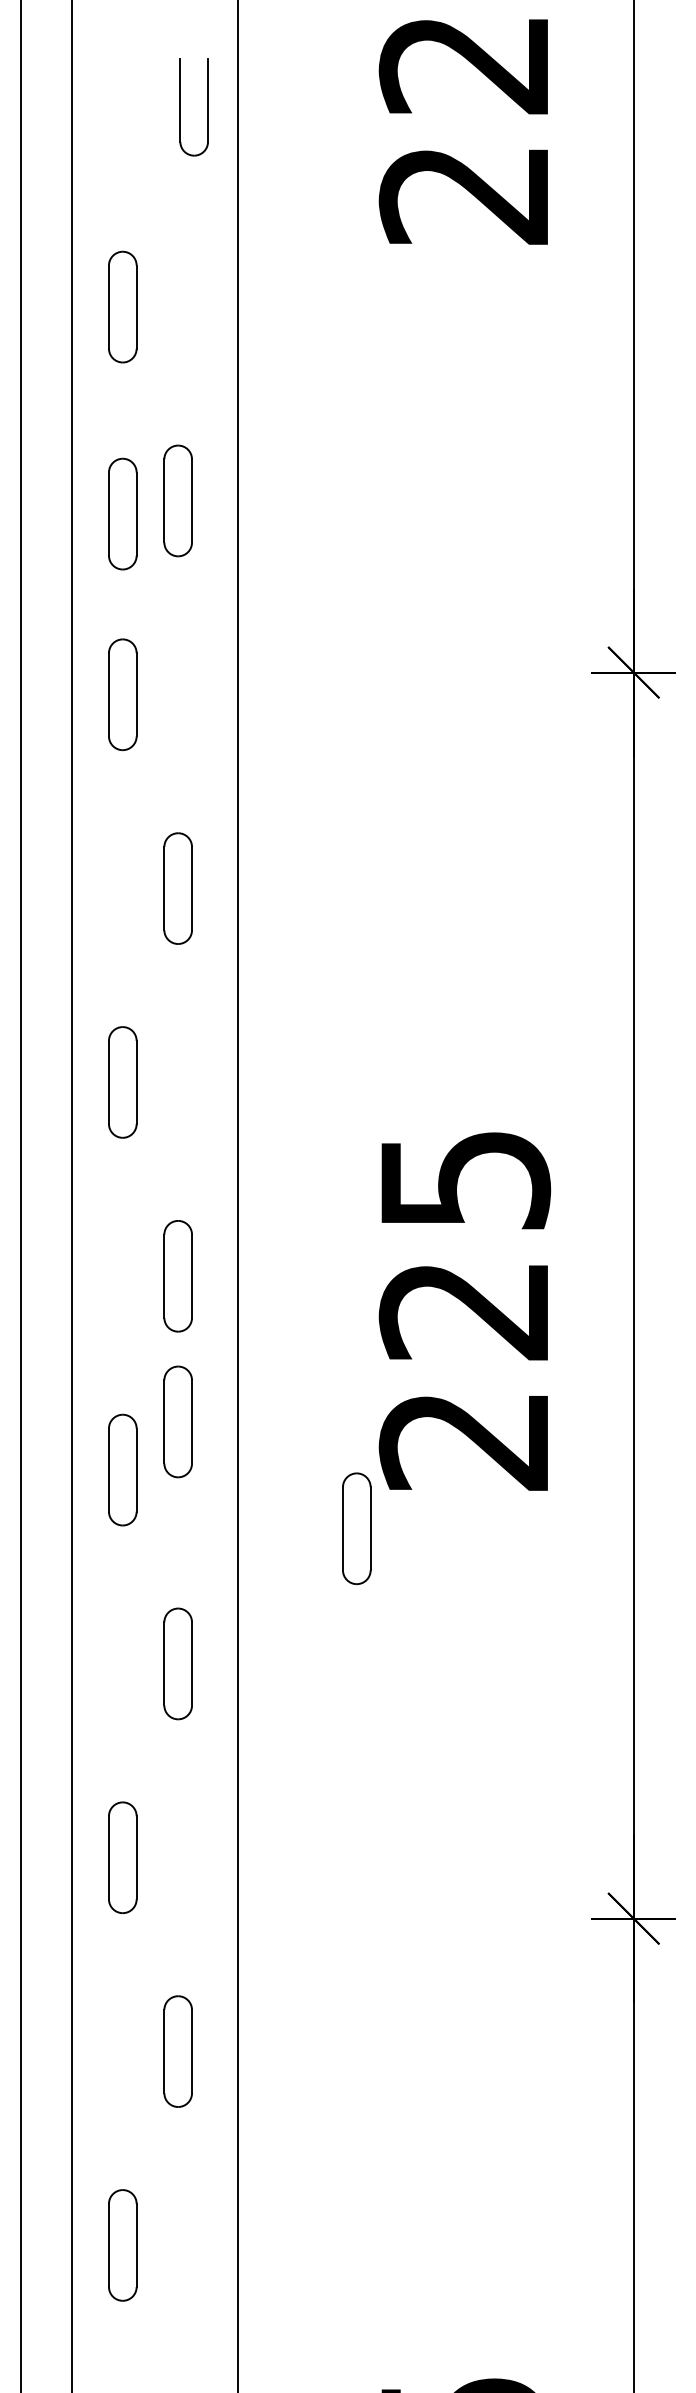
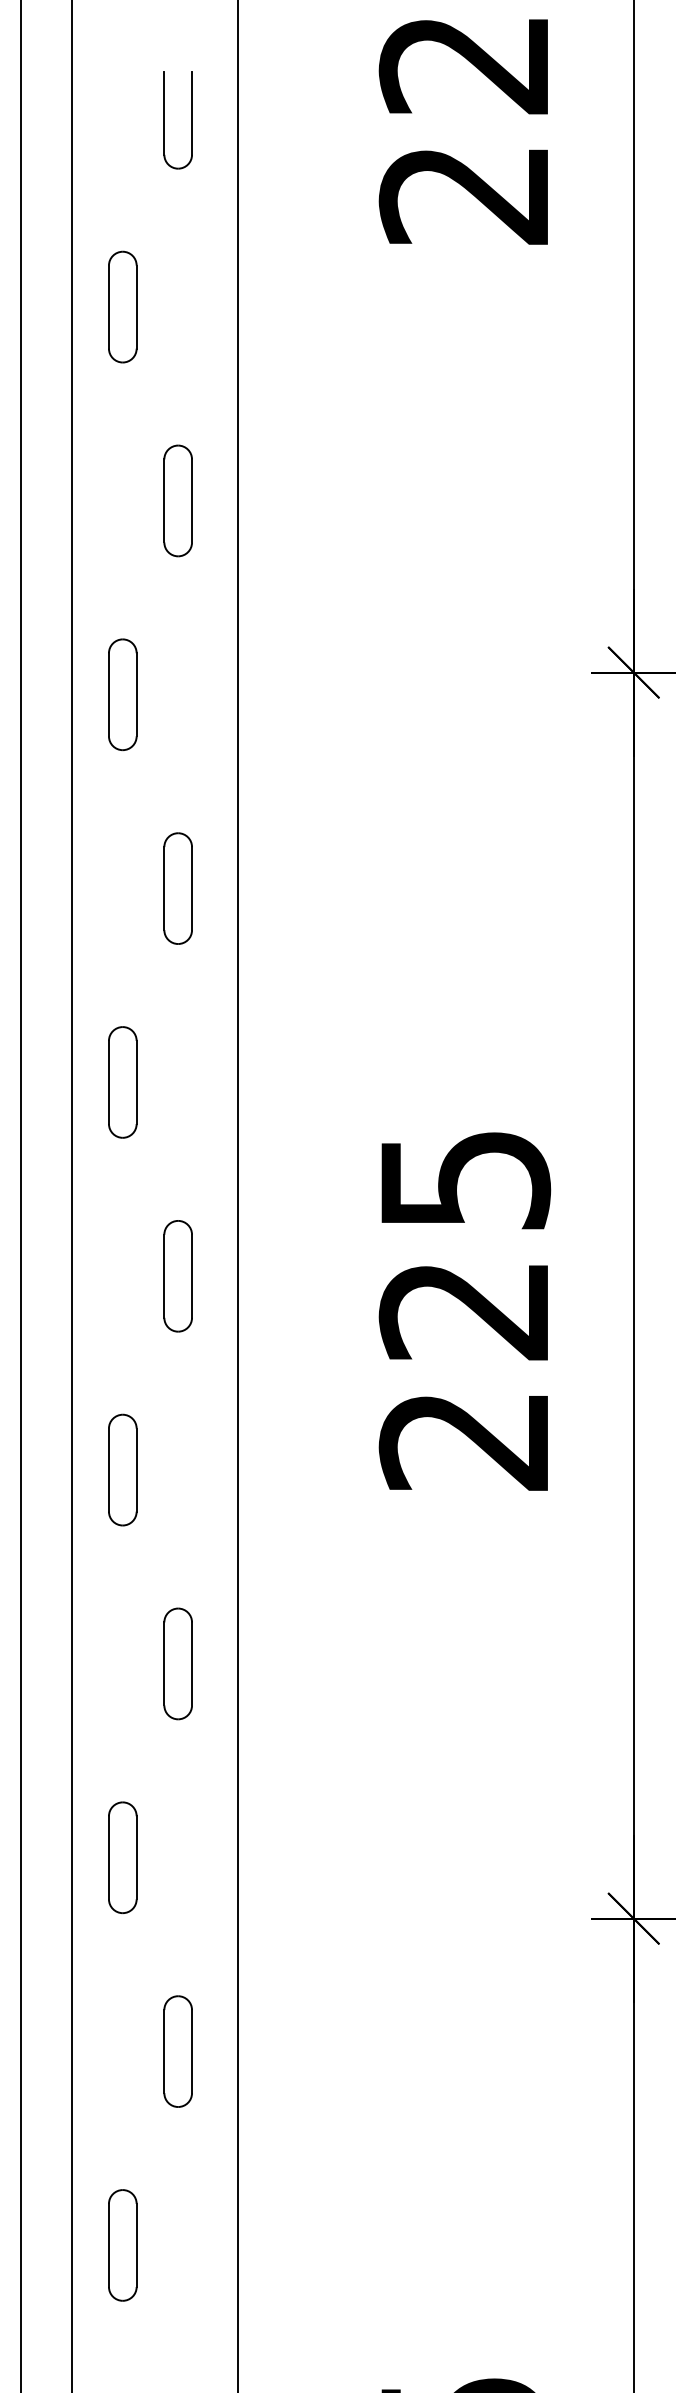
part position: (180, 107) -> (164, 120) (164, 120)
part: present -> none (122, 513)
part: present -> none (177, 1421)
part: present -> none (356, 1528)
